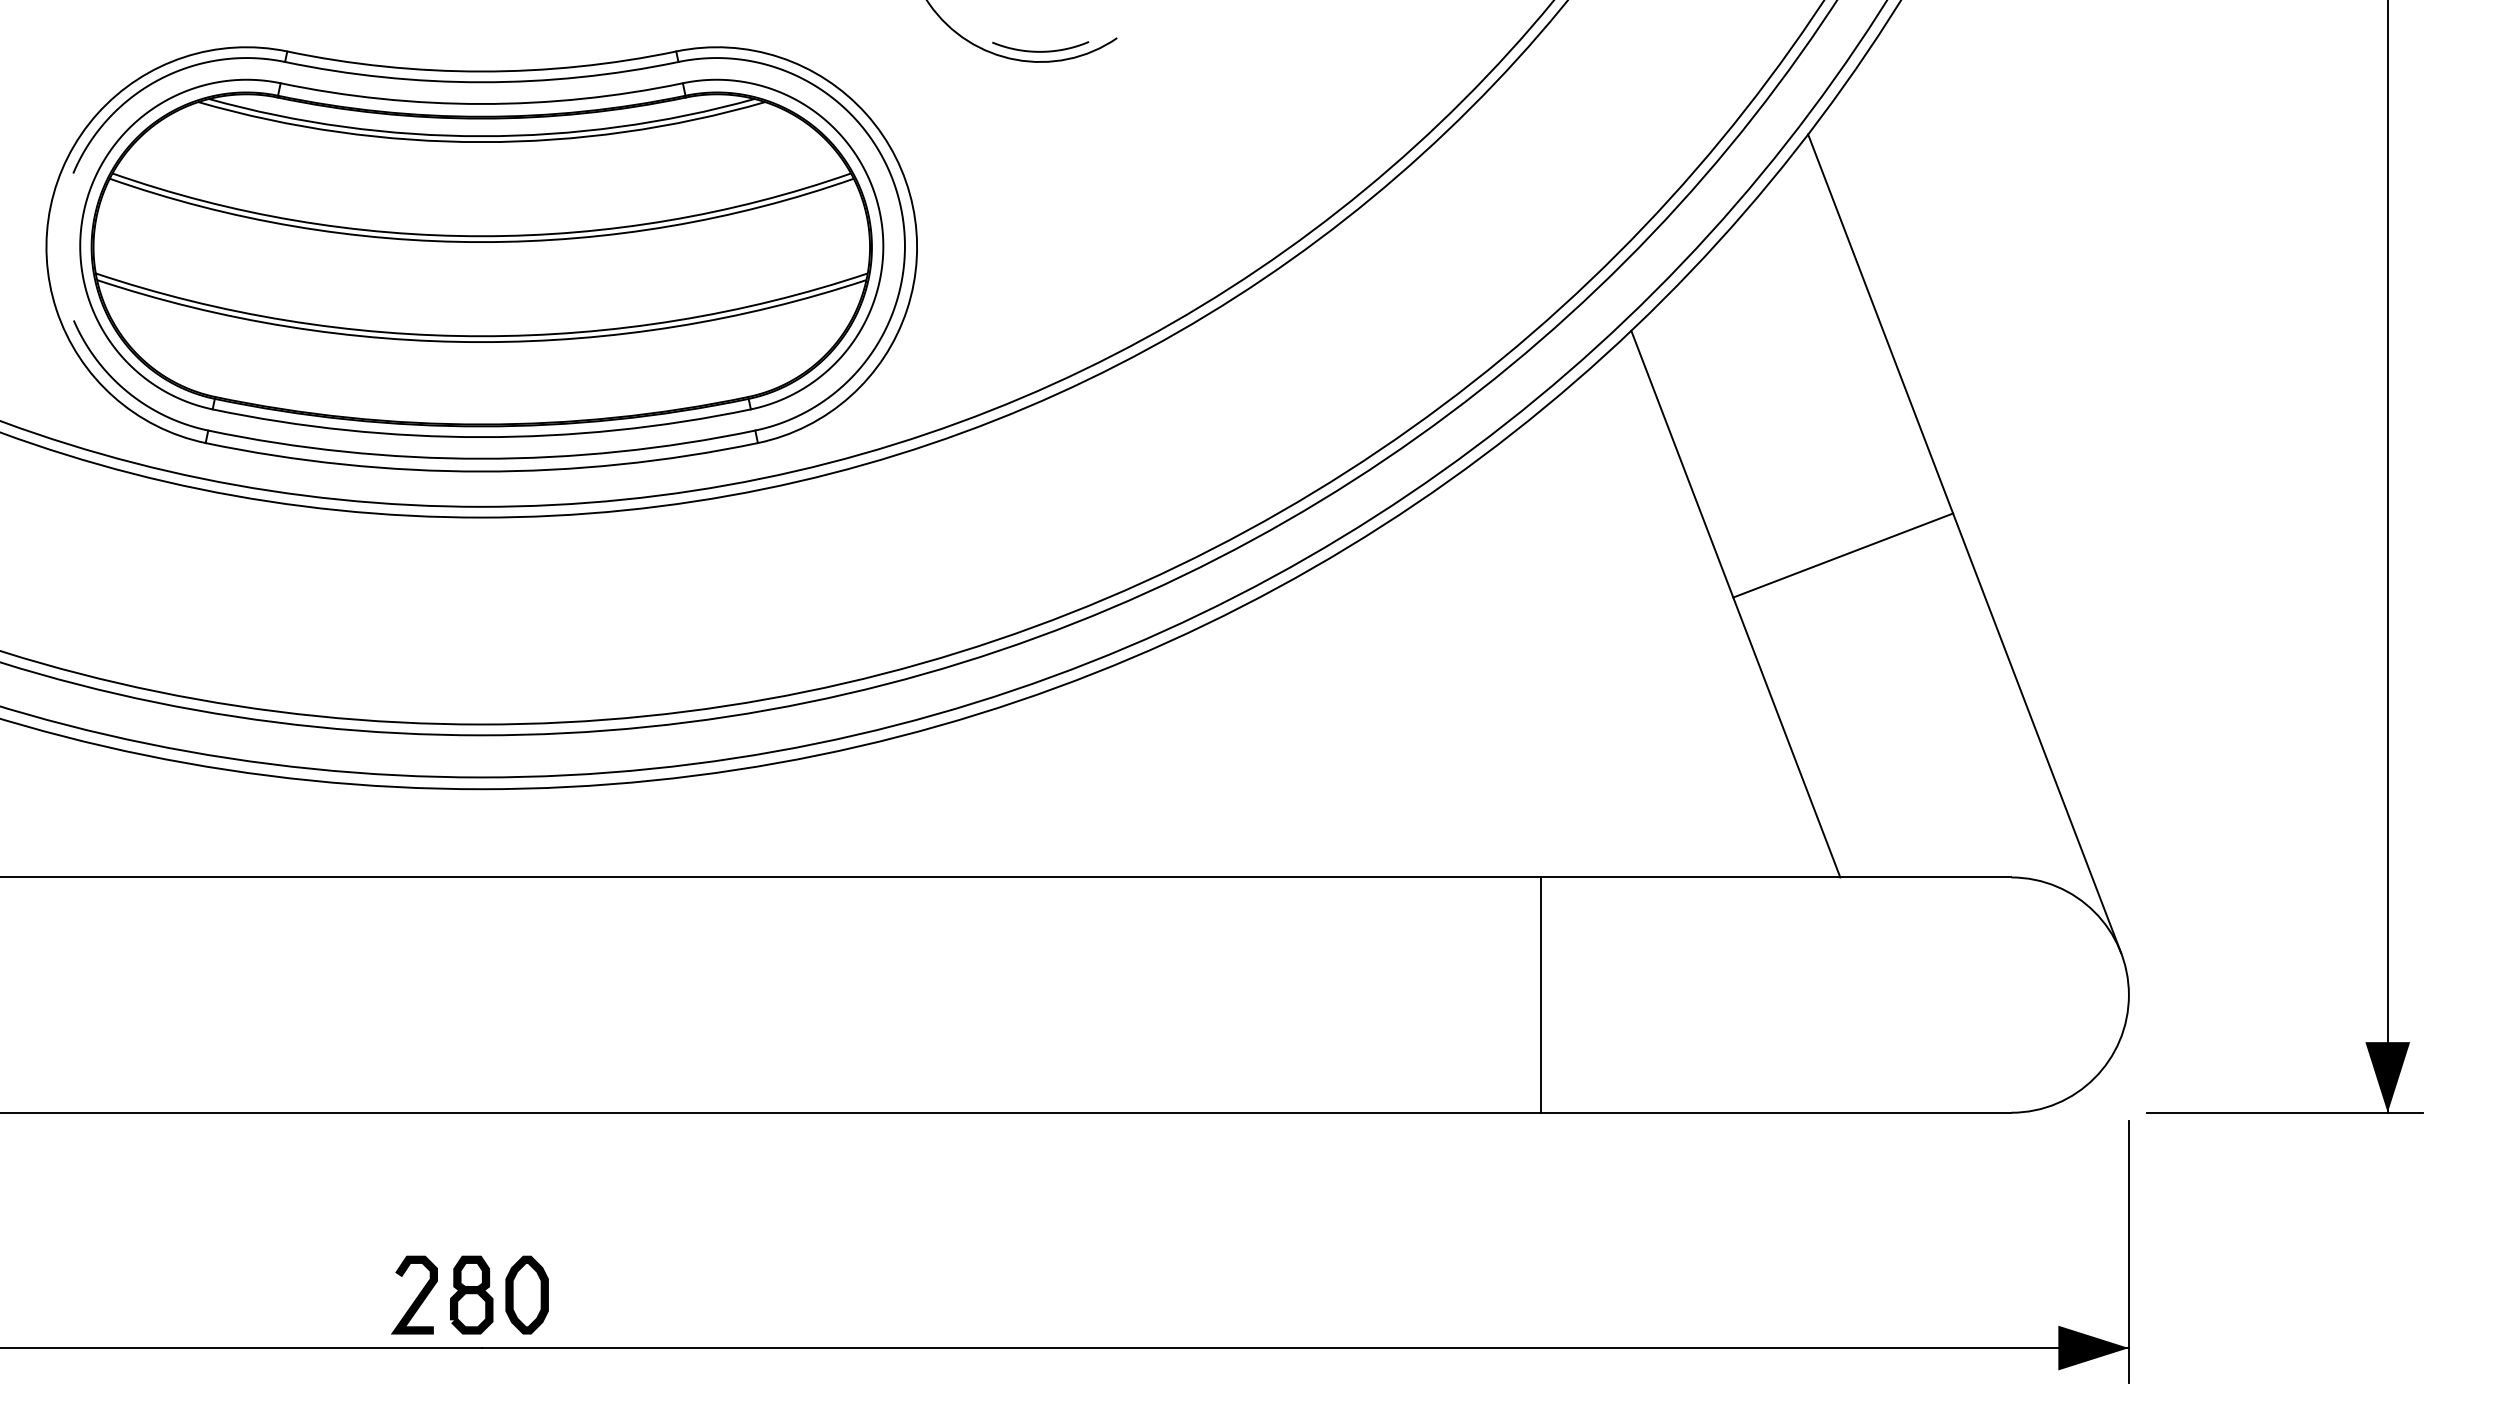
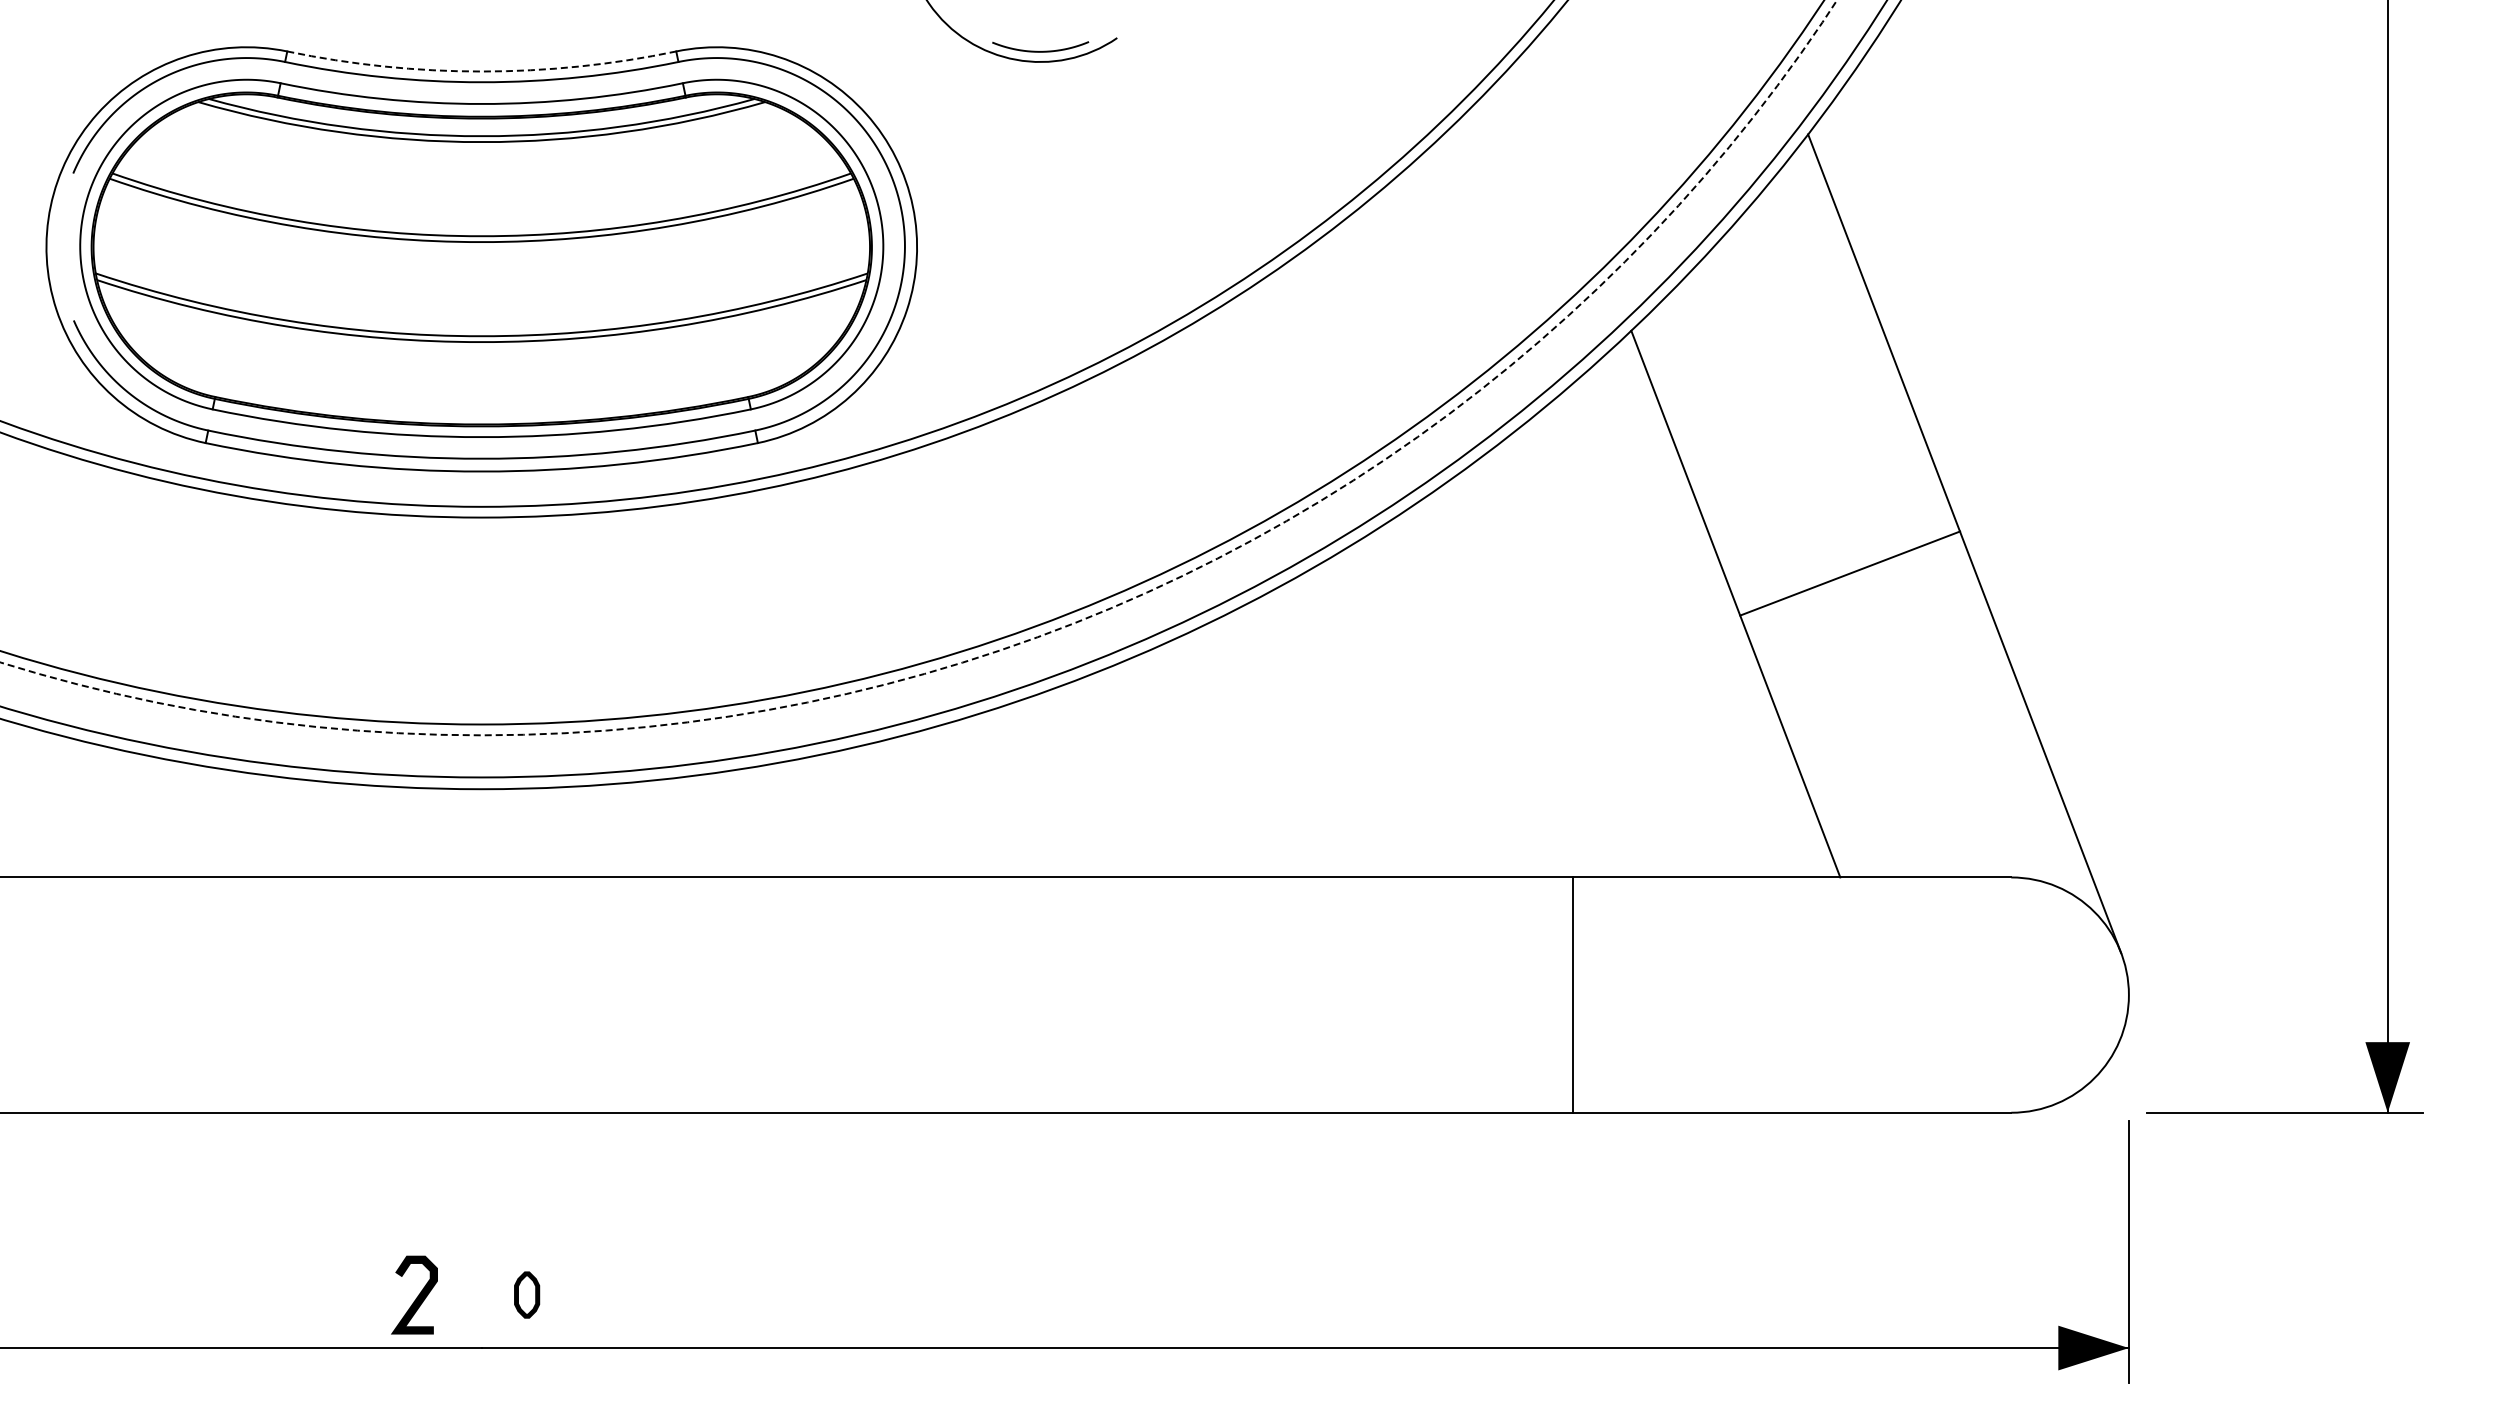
arc: solid -> dashed (481, 71)
circle: solid -> dashed (918, 367)
line position: (1843, 555) -> (1850, 573) (1850, 573)
line position: (1540, 994) -> (1572, 994) (1572, 994)
part: present -> none (471, 1294)
part size: 44x80 px -> 27x48 px (527, 1294)
